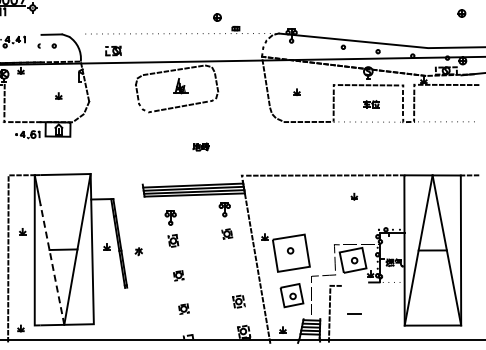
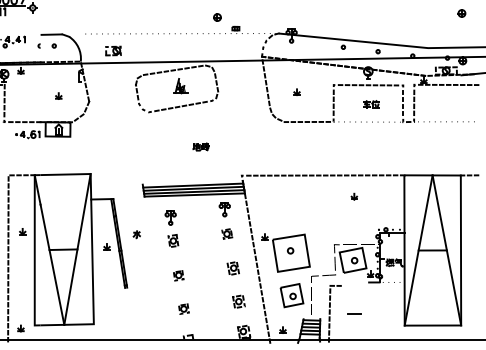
part position: (138, 251) -> (136, 234) (136, 234)
line: dashed -> solid (52, 264)
part: none -> present (232, 268)
